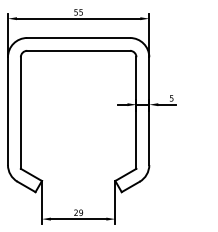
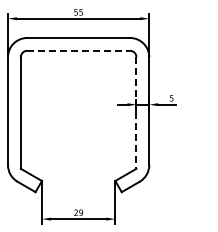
line: solid -> dashed (79, 50)
line: solid -> dashed (136, 113)
